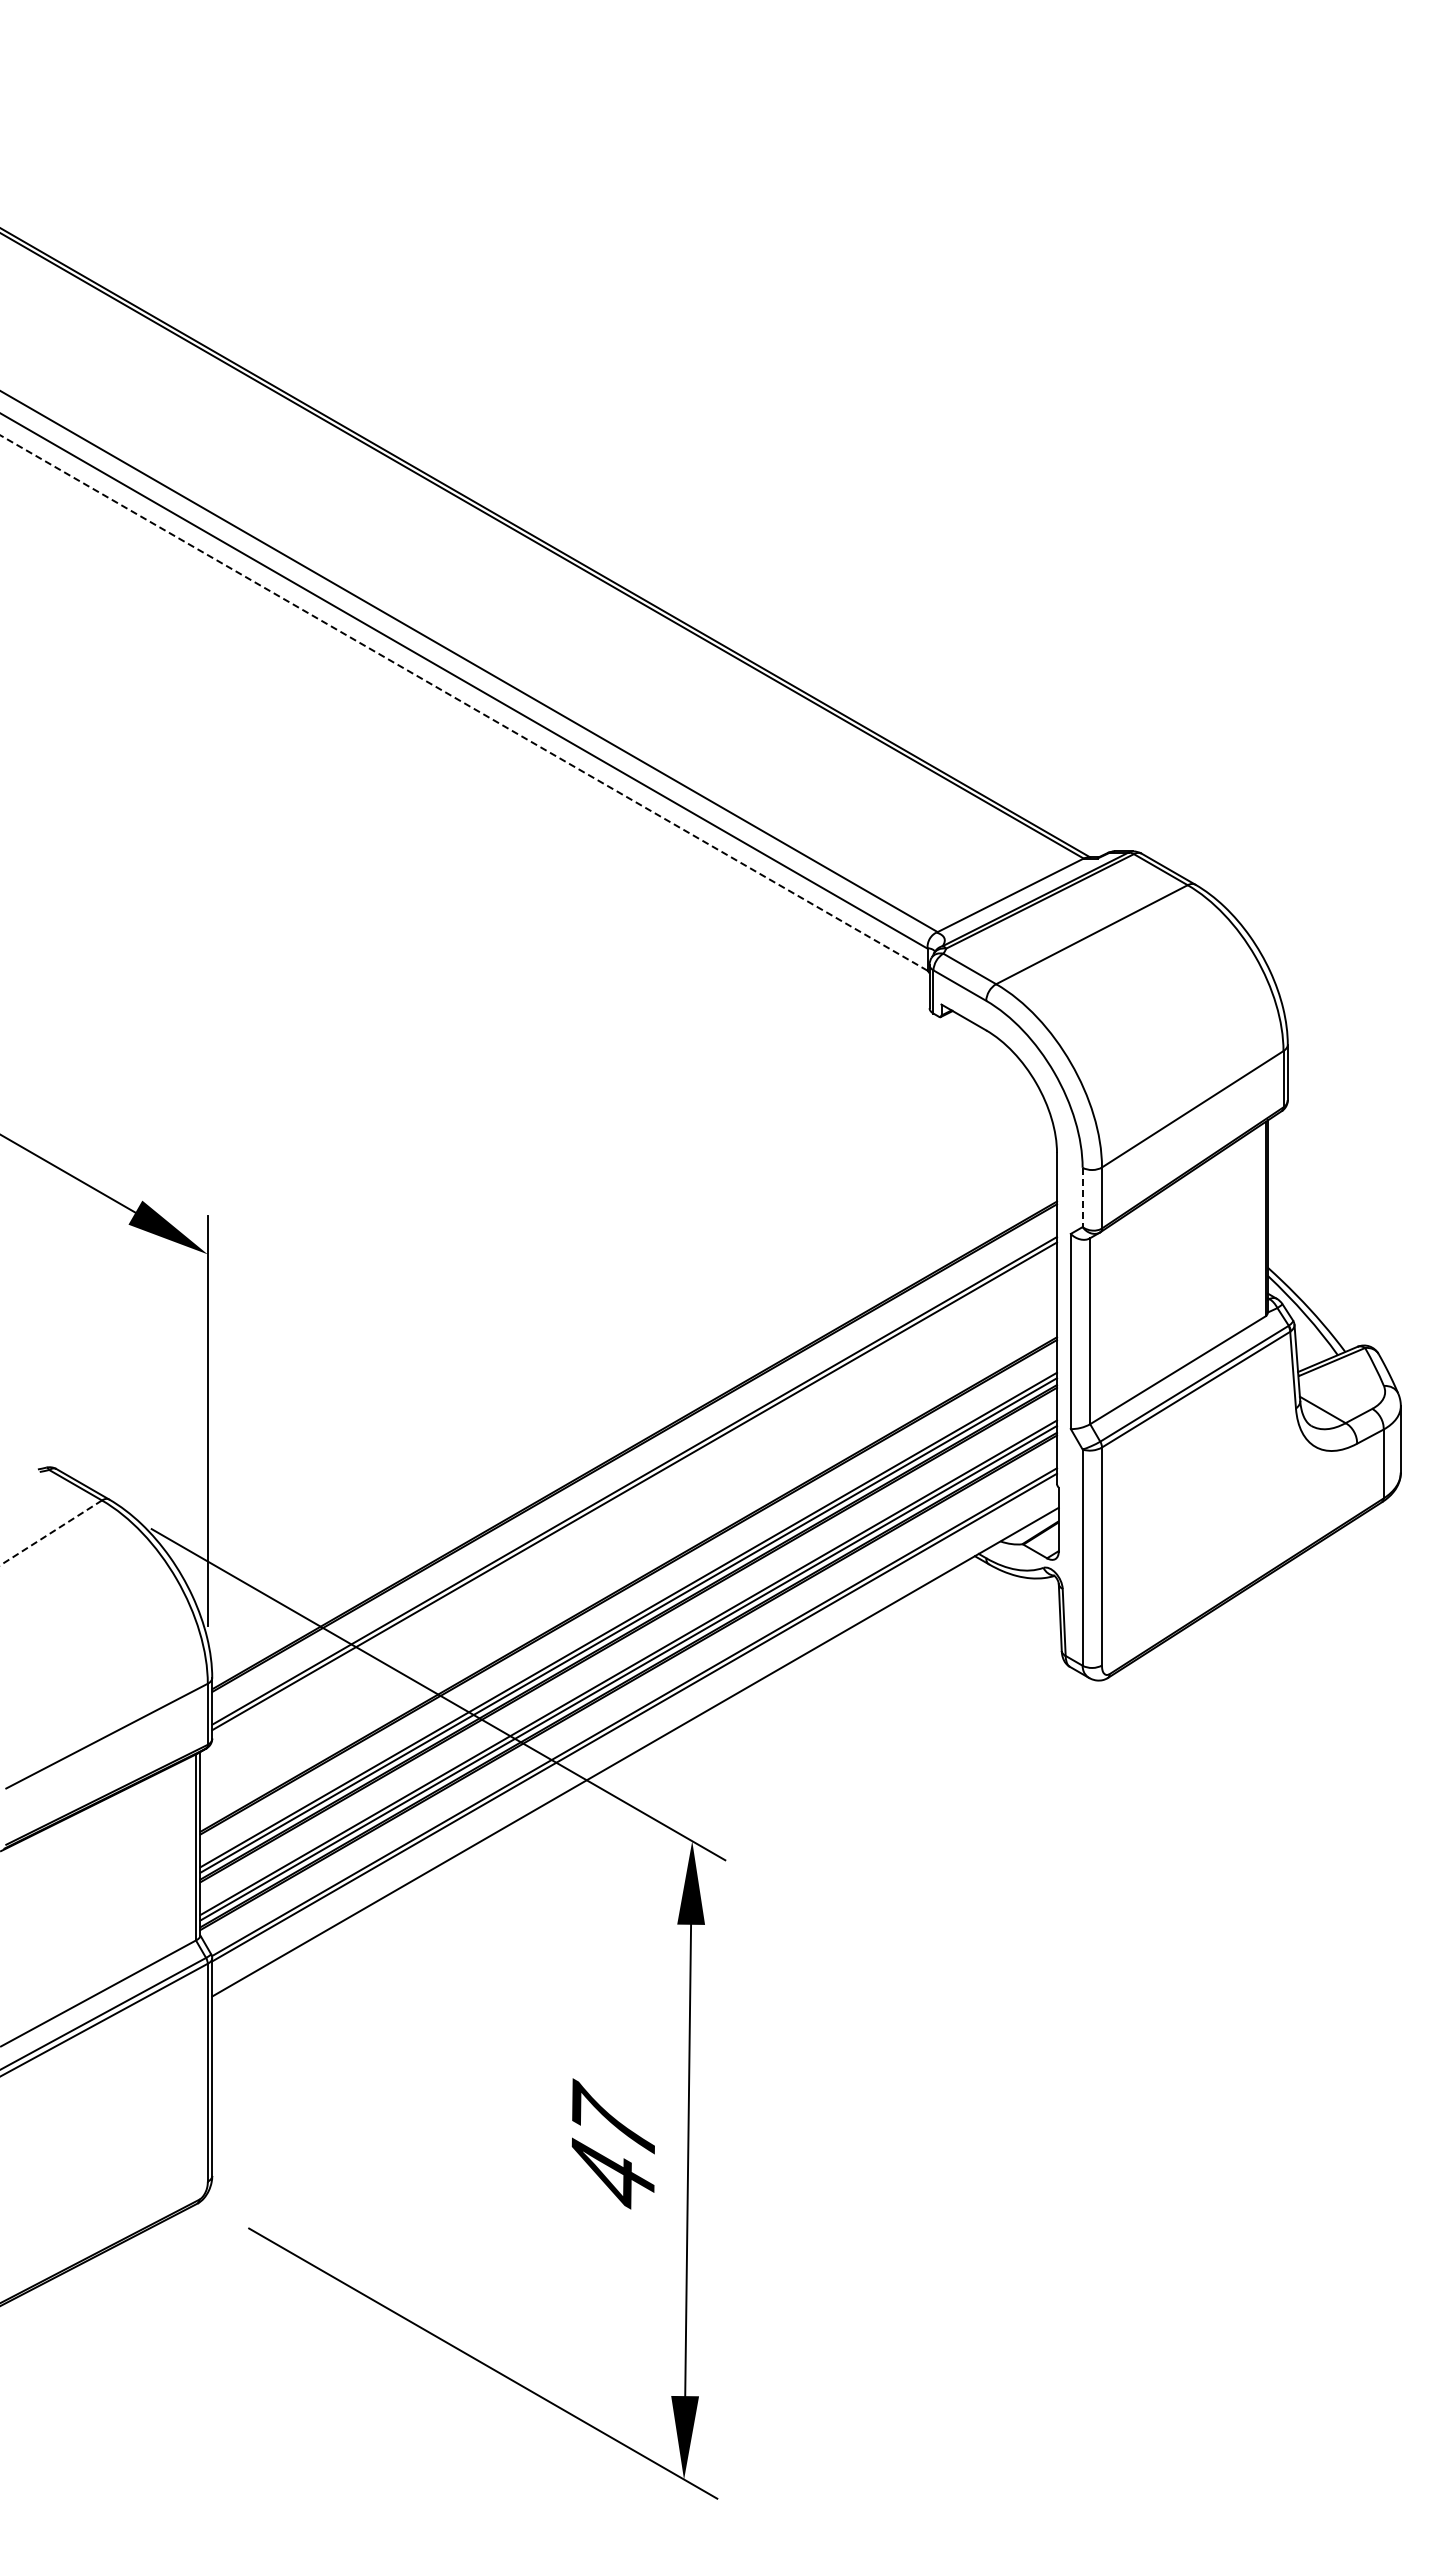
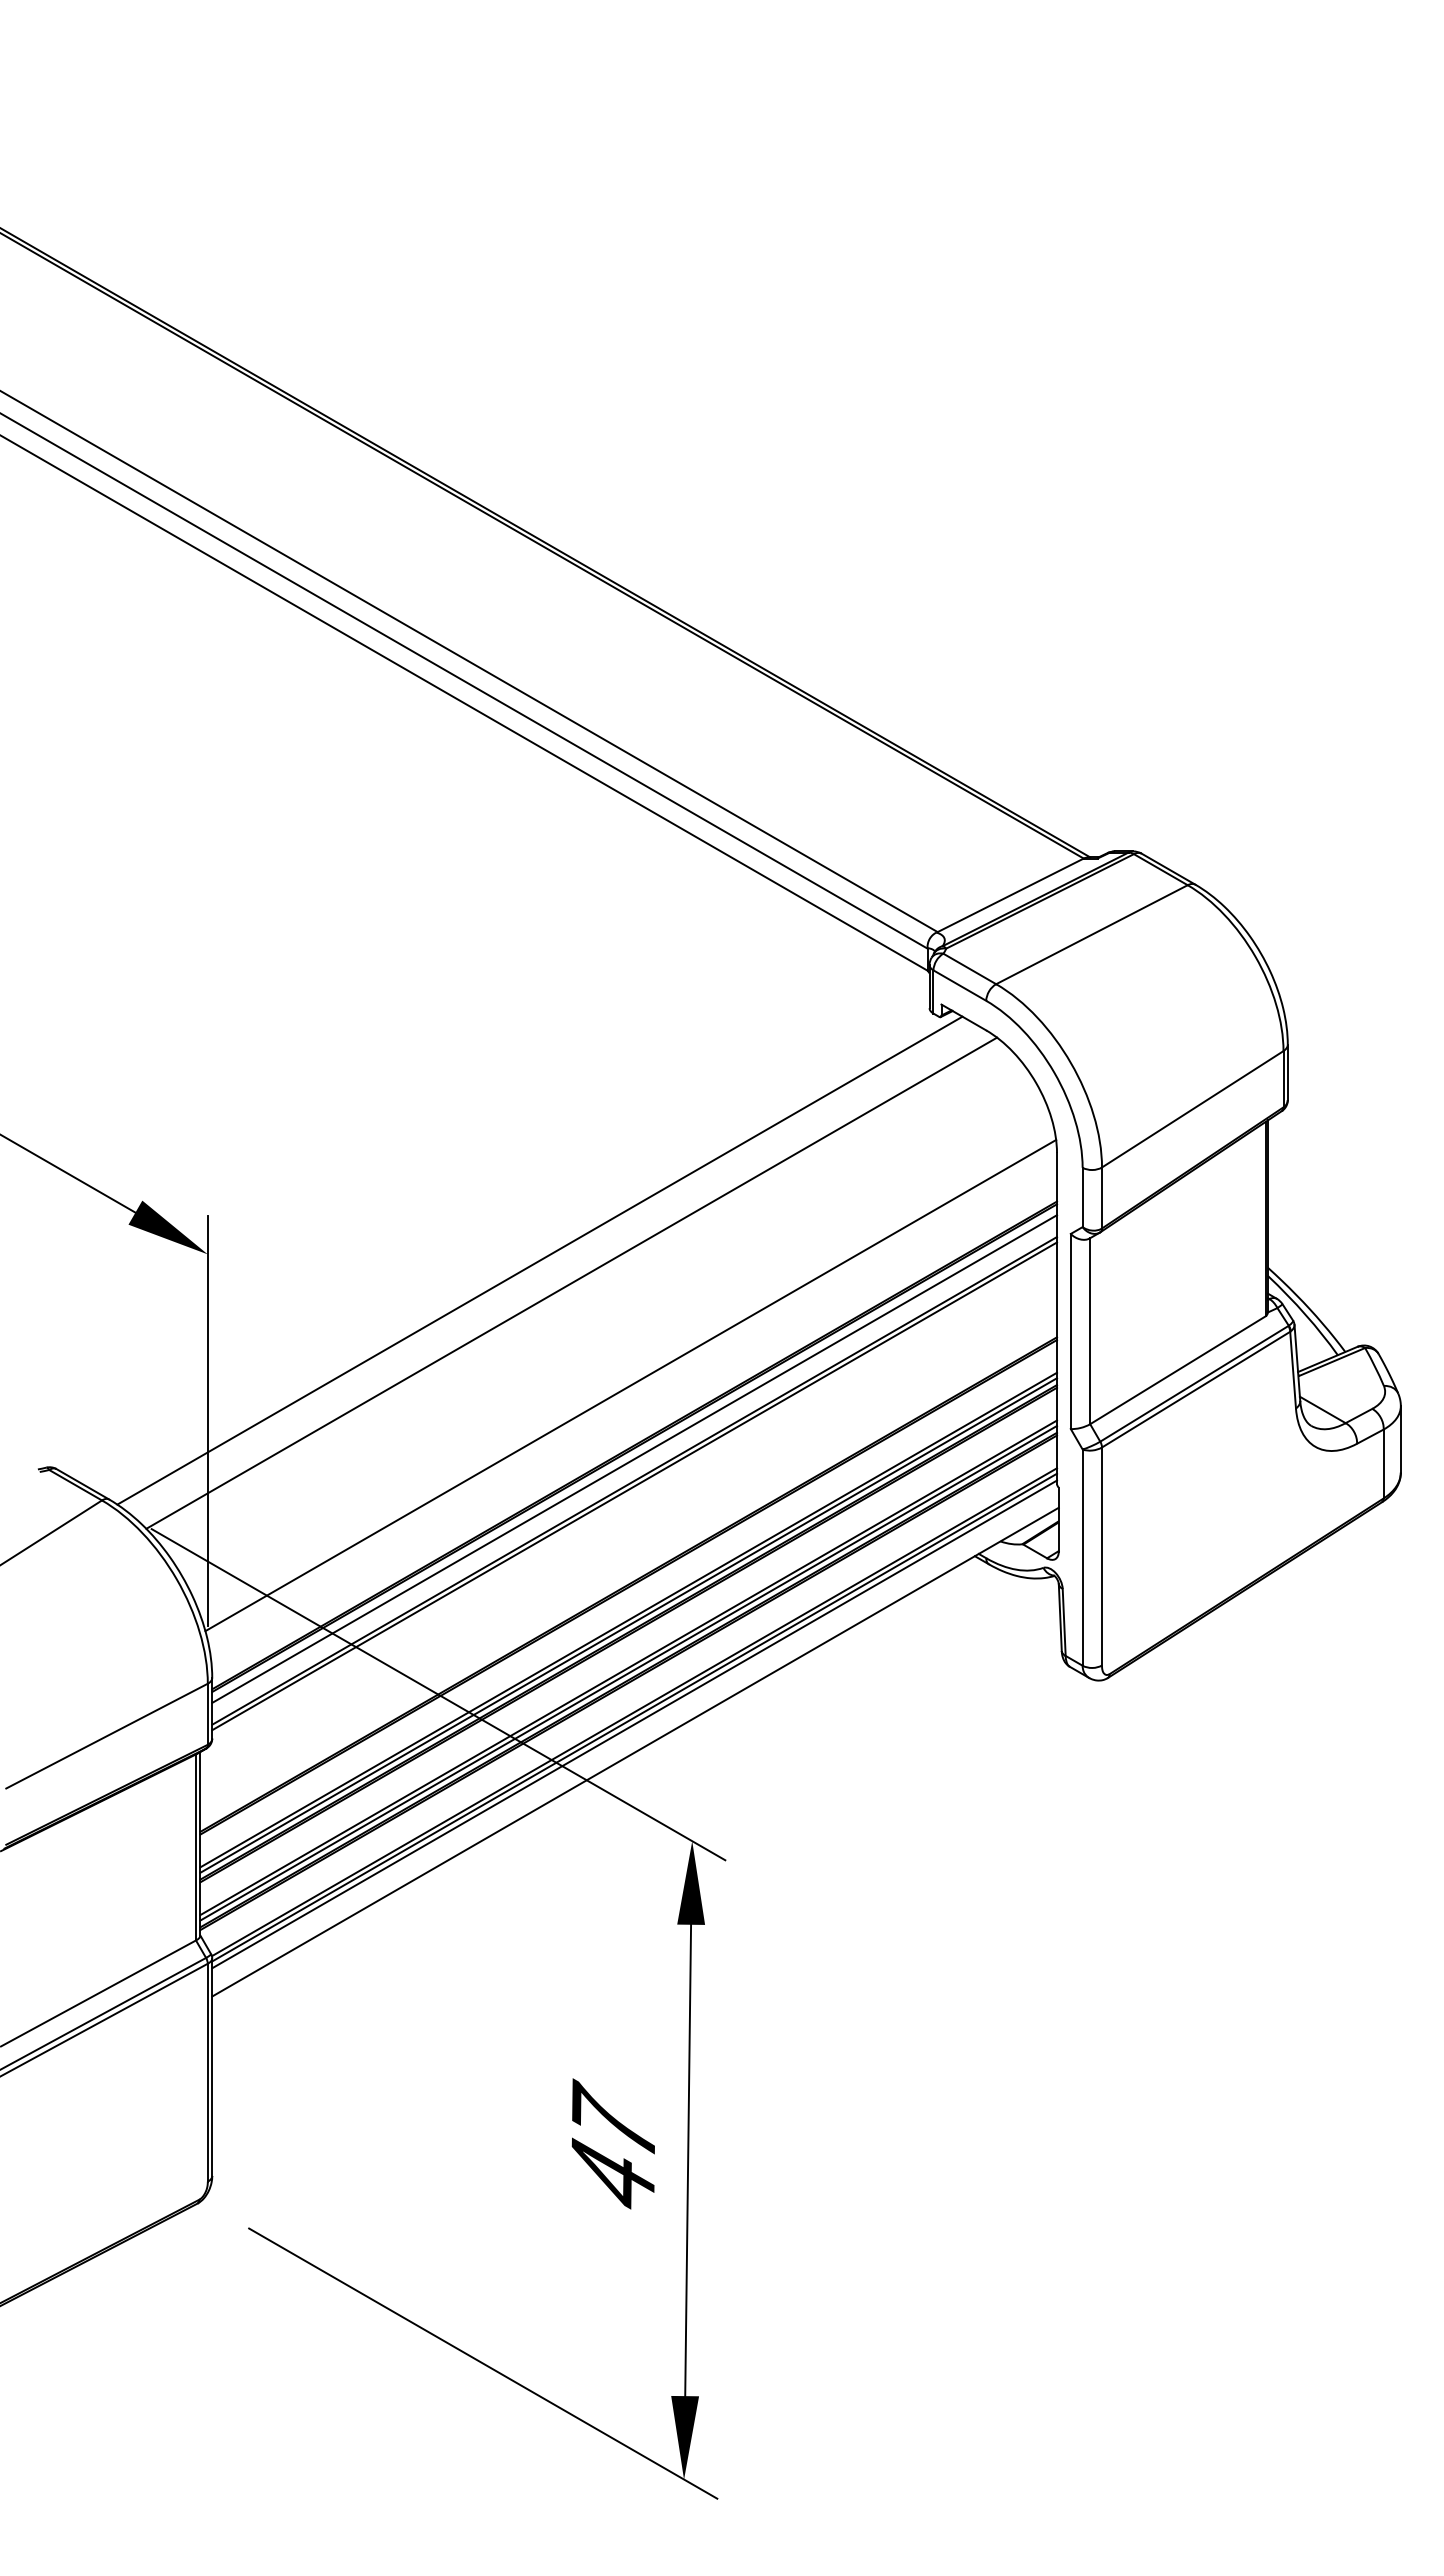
line: dashed -> solid (463, 702)
line: dashed -> solid (1082, 1197)
line: none -> present (539, 1260)
line: none -> present (571, 1282)
line: none -> present (630, 1385)
line: none -> present (634, 1458)
line: dashed -> solid (50, 1533)
line: none -> present (634, 1724)
